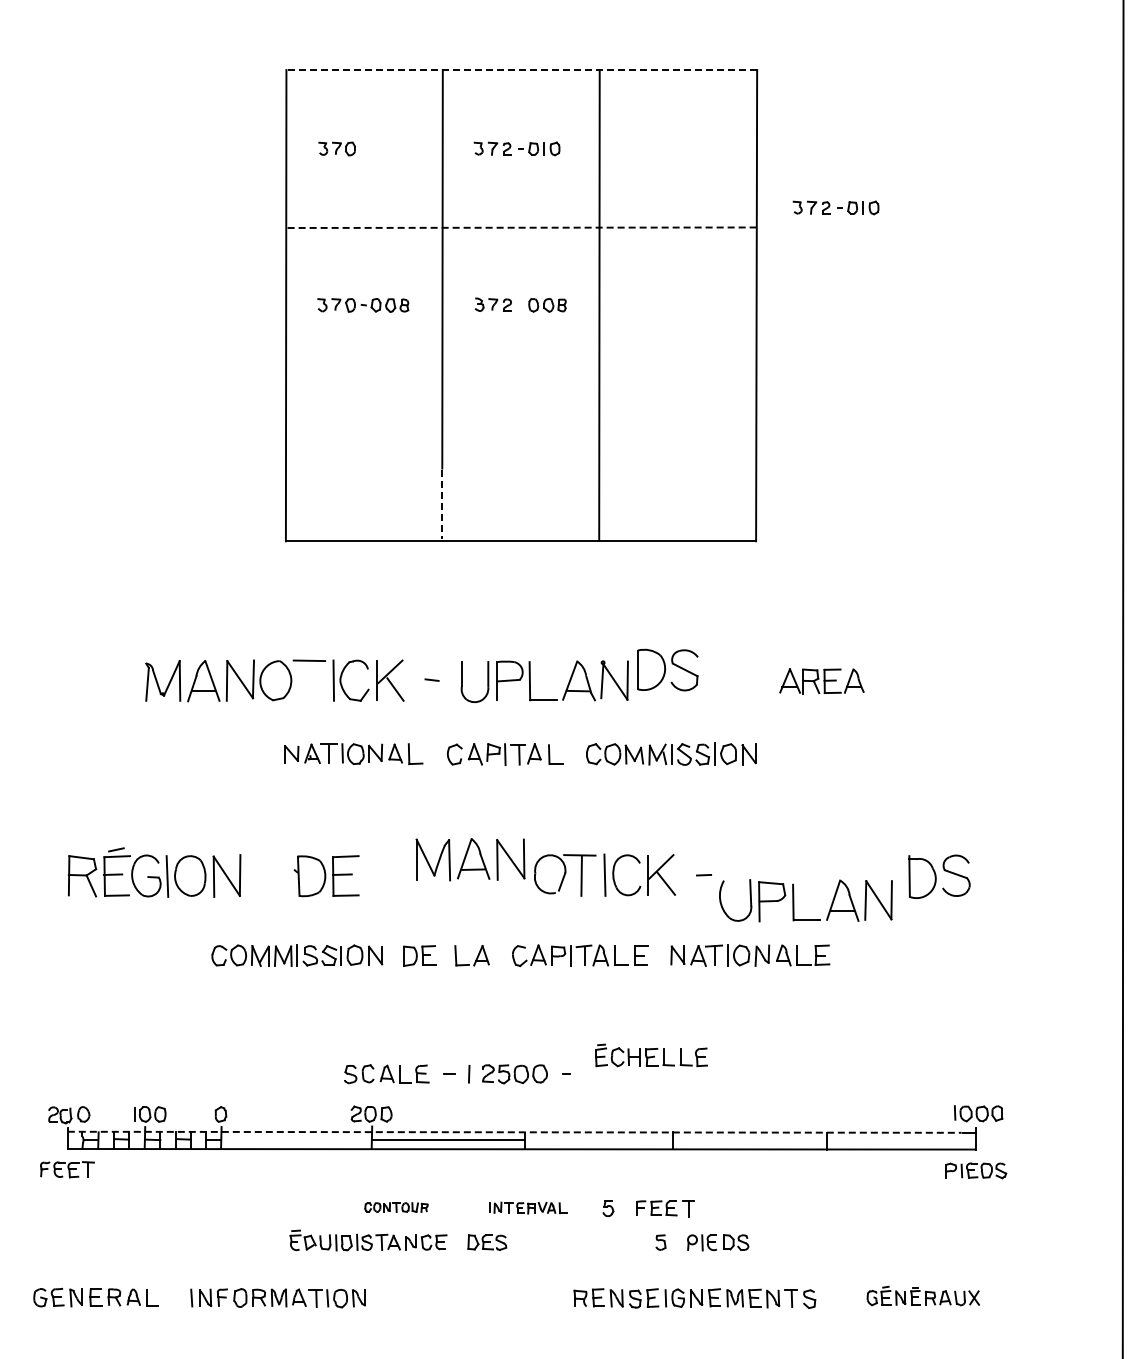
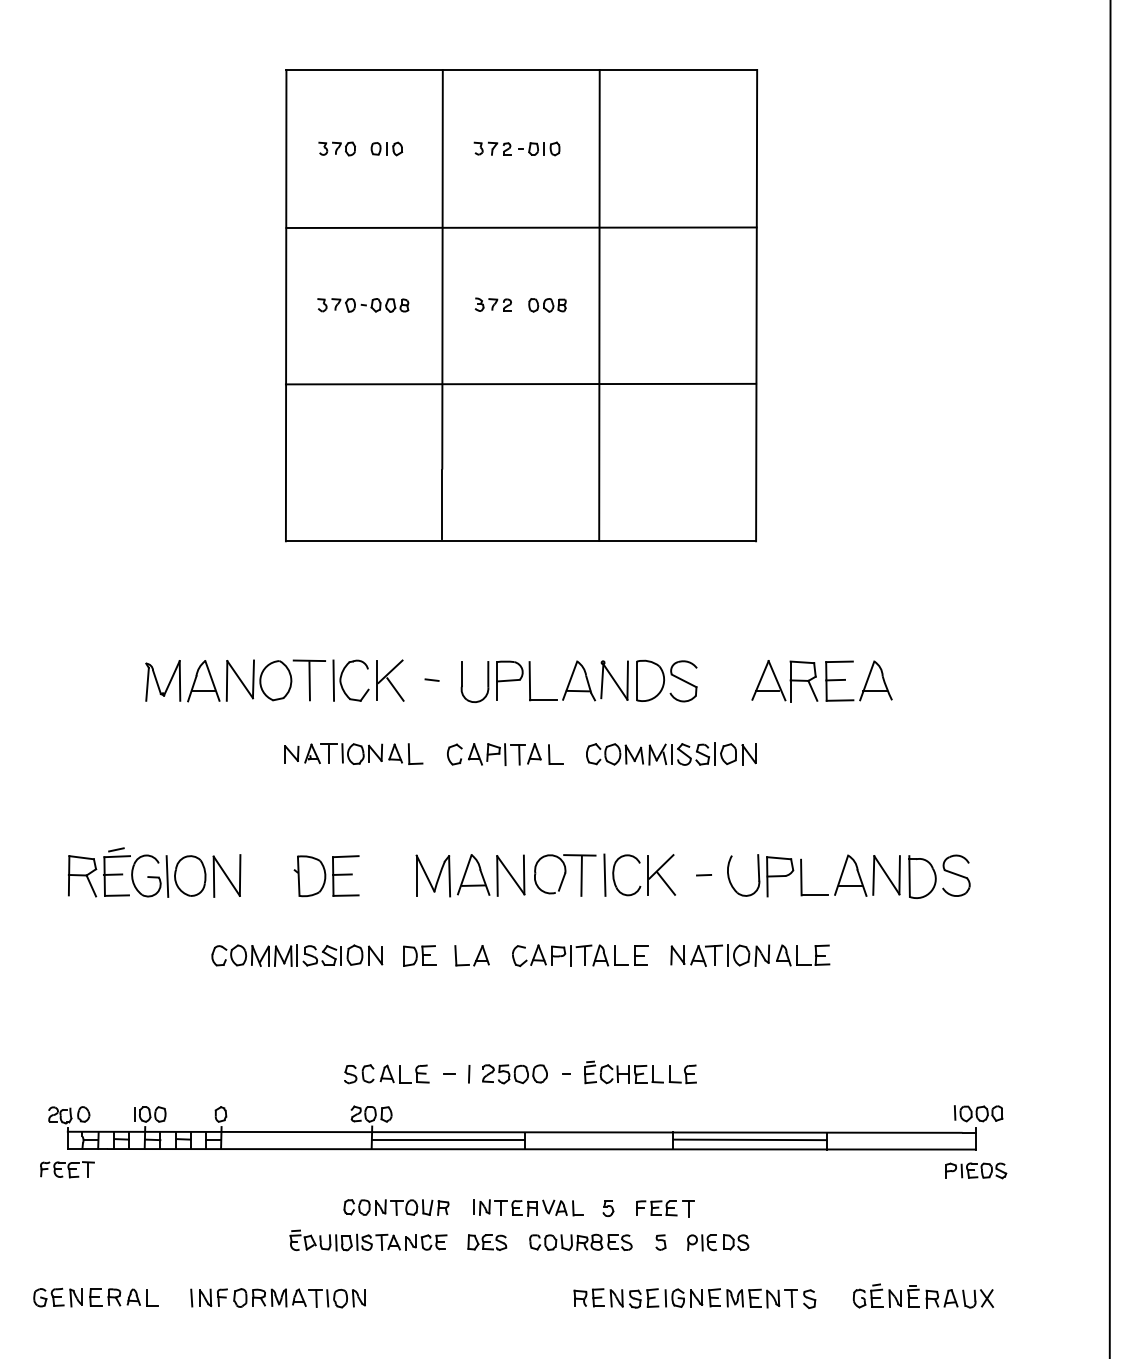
line: dashed -> solid (521, 70)
part: none -> present (386, 148)
part: present -> none (835, 207)
line: dashed -> solid (521, 227)
line: none -> present (520, 383)
line: dashed -> solid (442, 504)
part position: (667, 669) -> (666, 680) (666, 680)
line position: (1122, 678) -> (1109, 678) (1109, 678)
line: none -> present (309, 681)
part size: 86x27 px -> 142x43 px (821, 681)
part position: (470, 859) -> (470, 875) (470, 875)
part position: (794, 900) -> (802, 875) (802, 875)
part position: (651, 1055) -> (640, 1072) (640, 1072)
line: dashed -> solid (514, 1132)
line: none -> present (749, 1139)
part size: 65x11 px -> 107x17 px (396, 1207)
part size: 79x14 px -> 111x18 px (528, 1207)
part: none -> present (580, 1241)
part size: 114x22 px -> 142x26 px (922, 1295)
